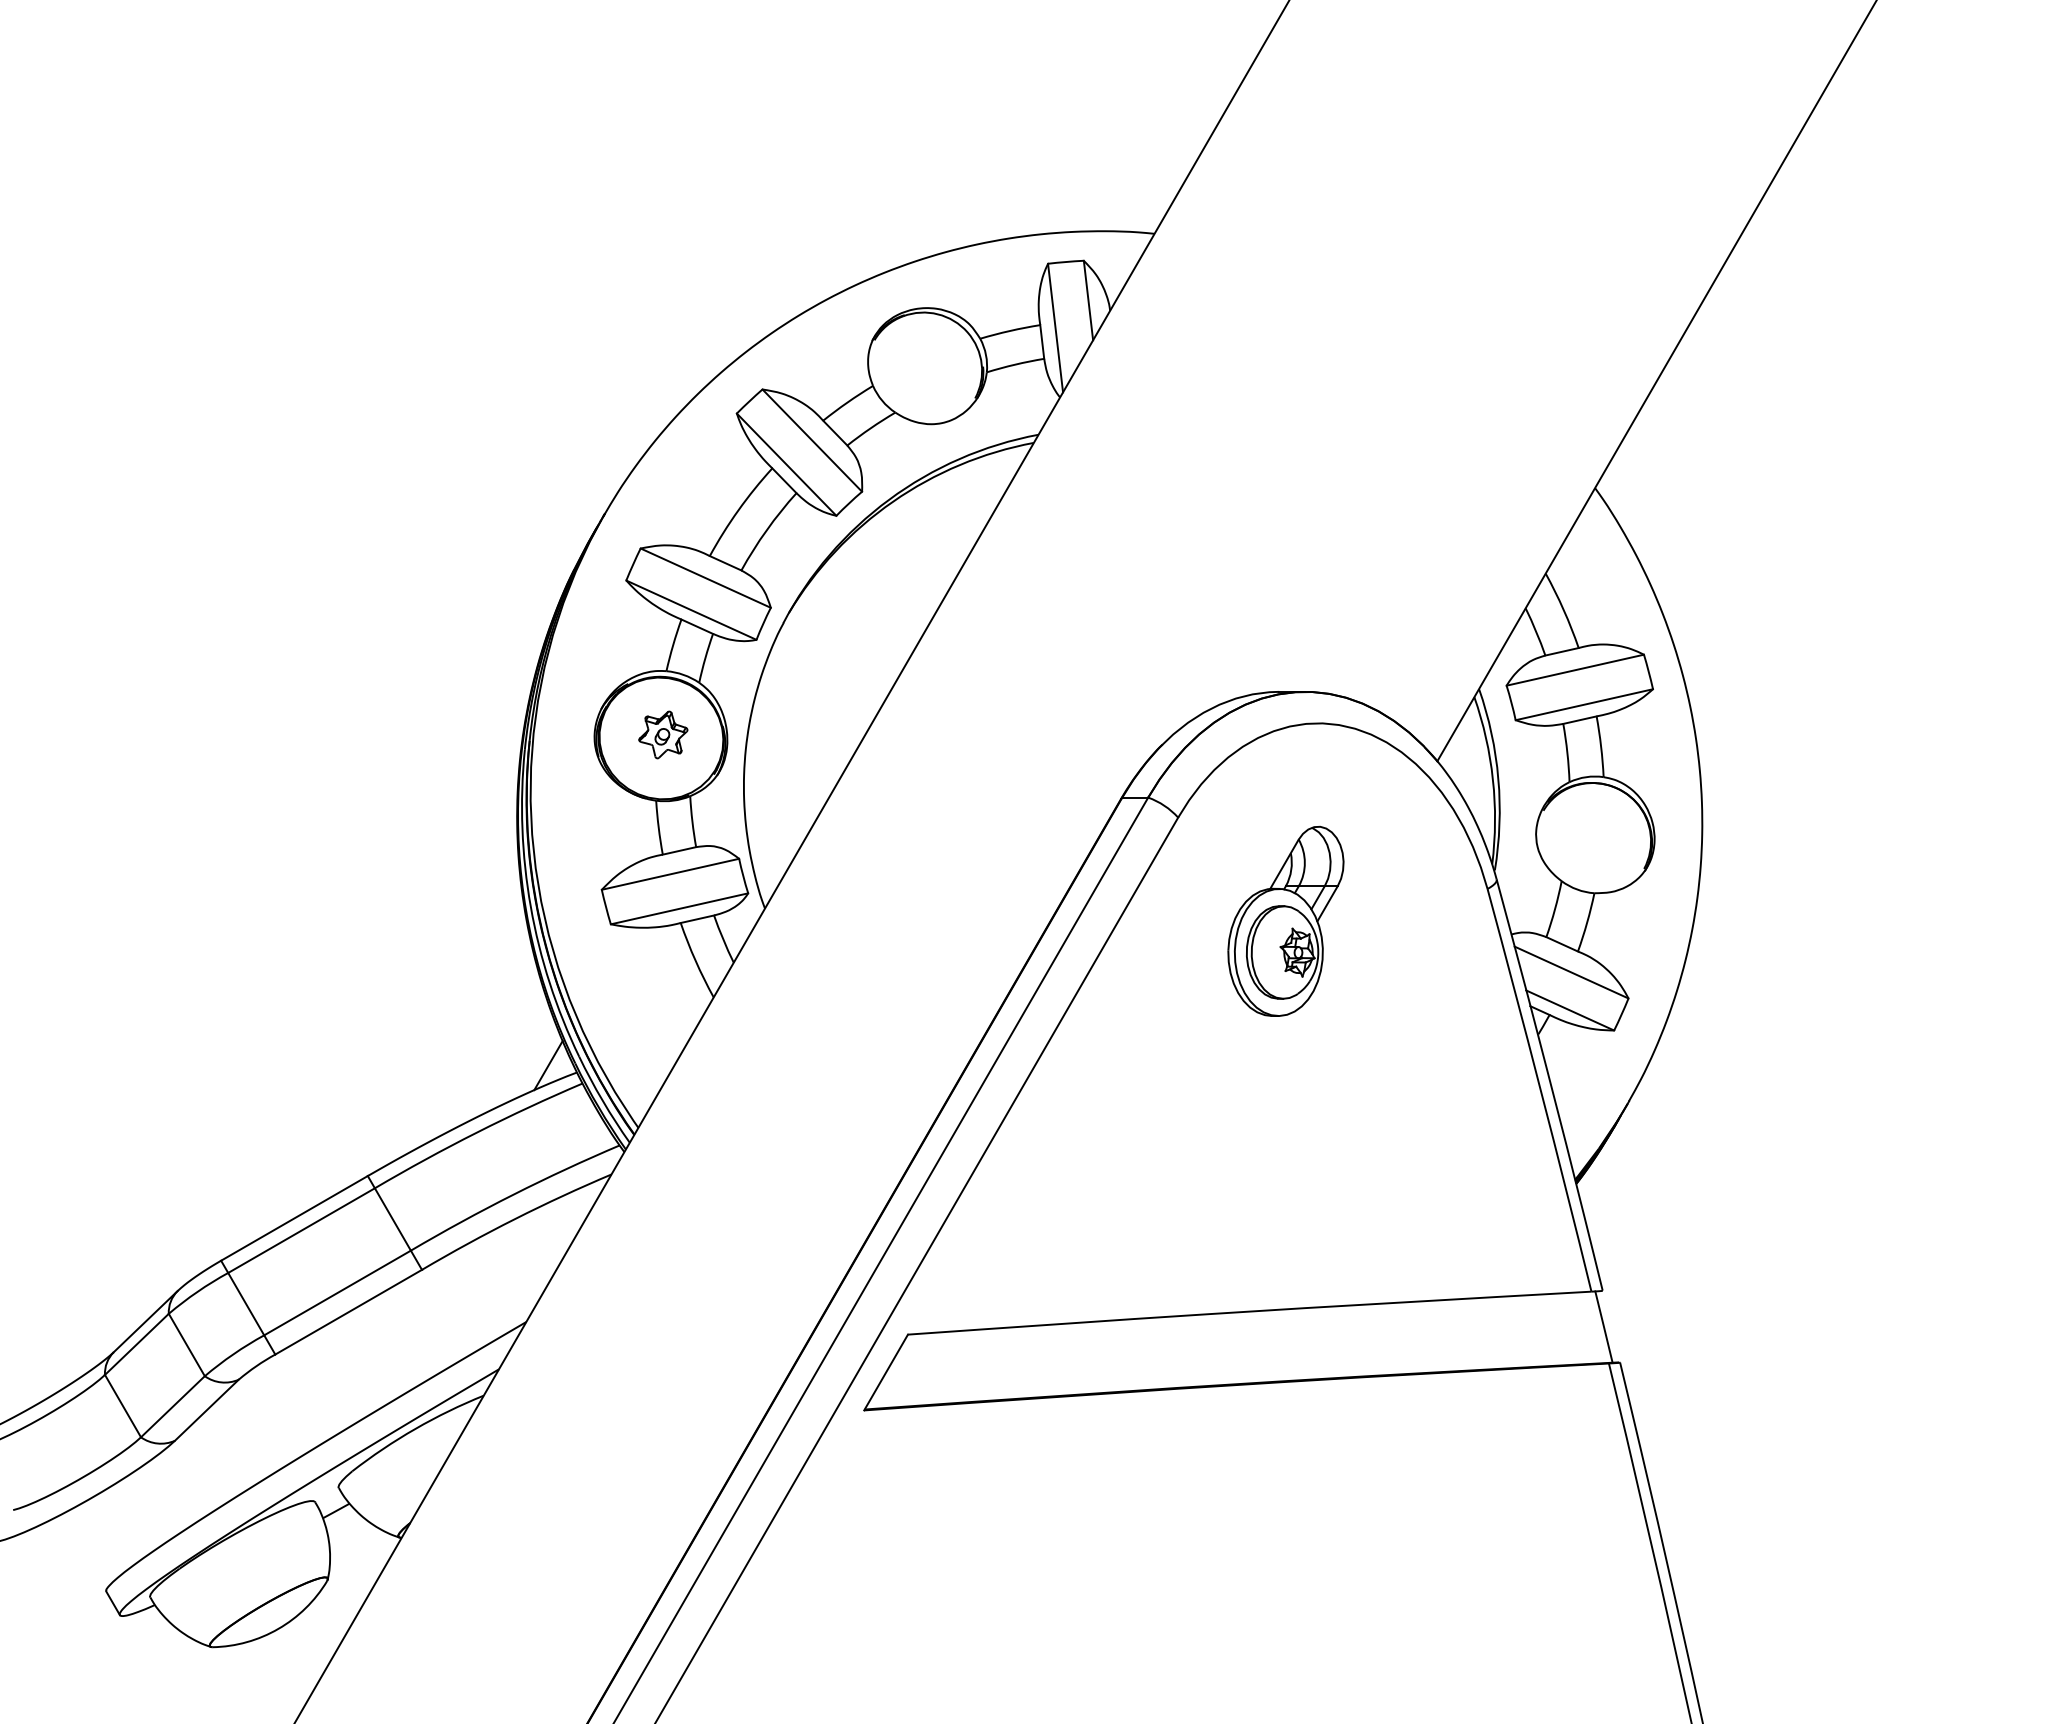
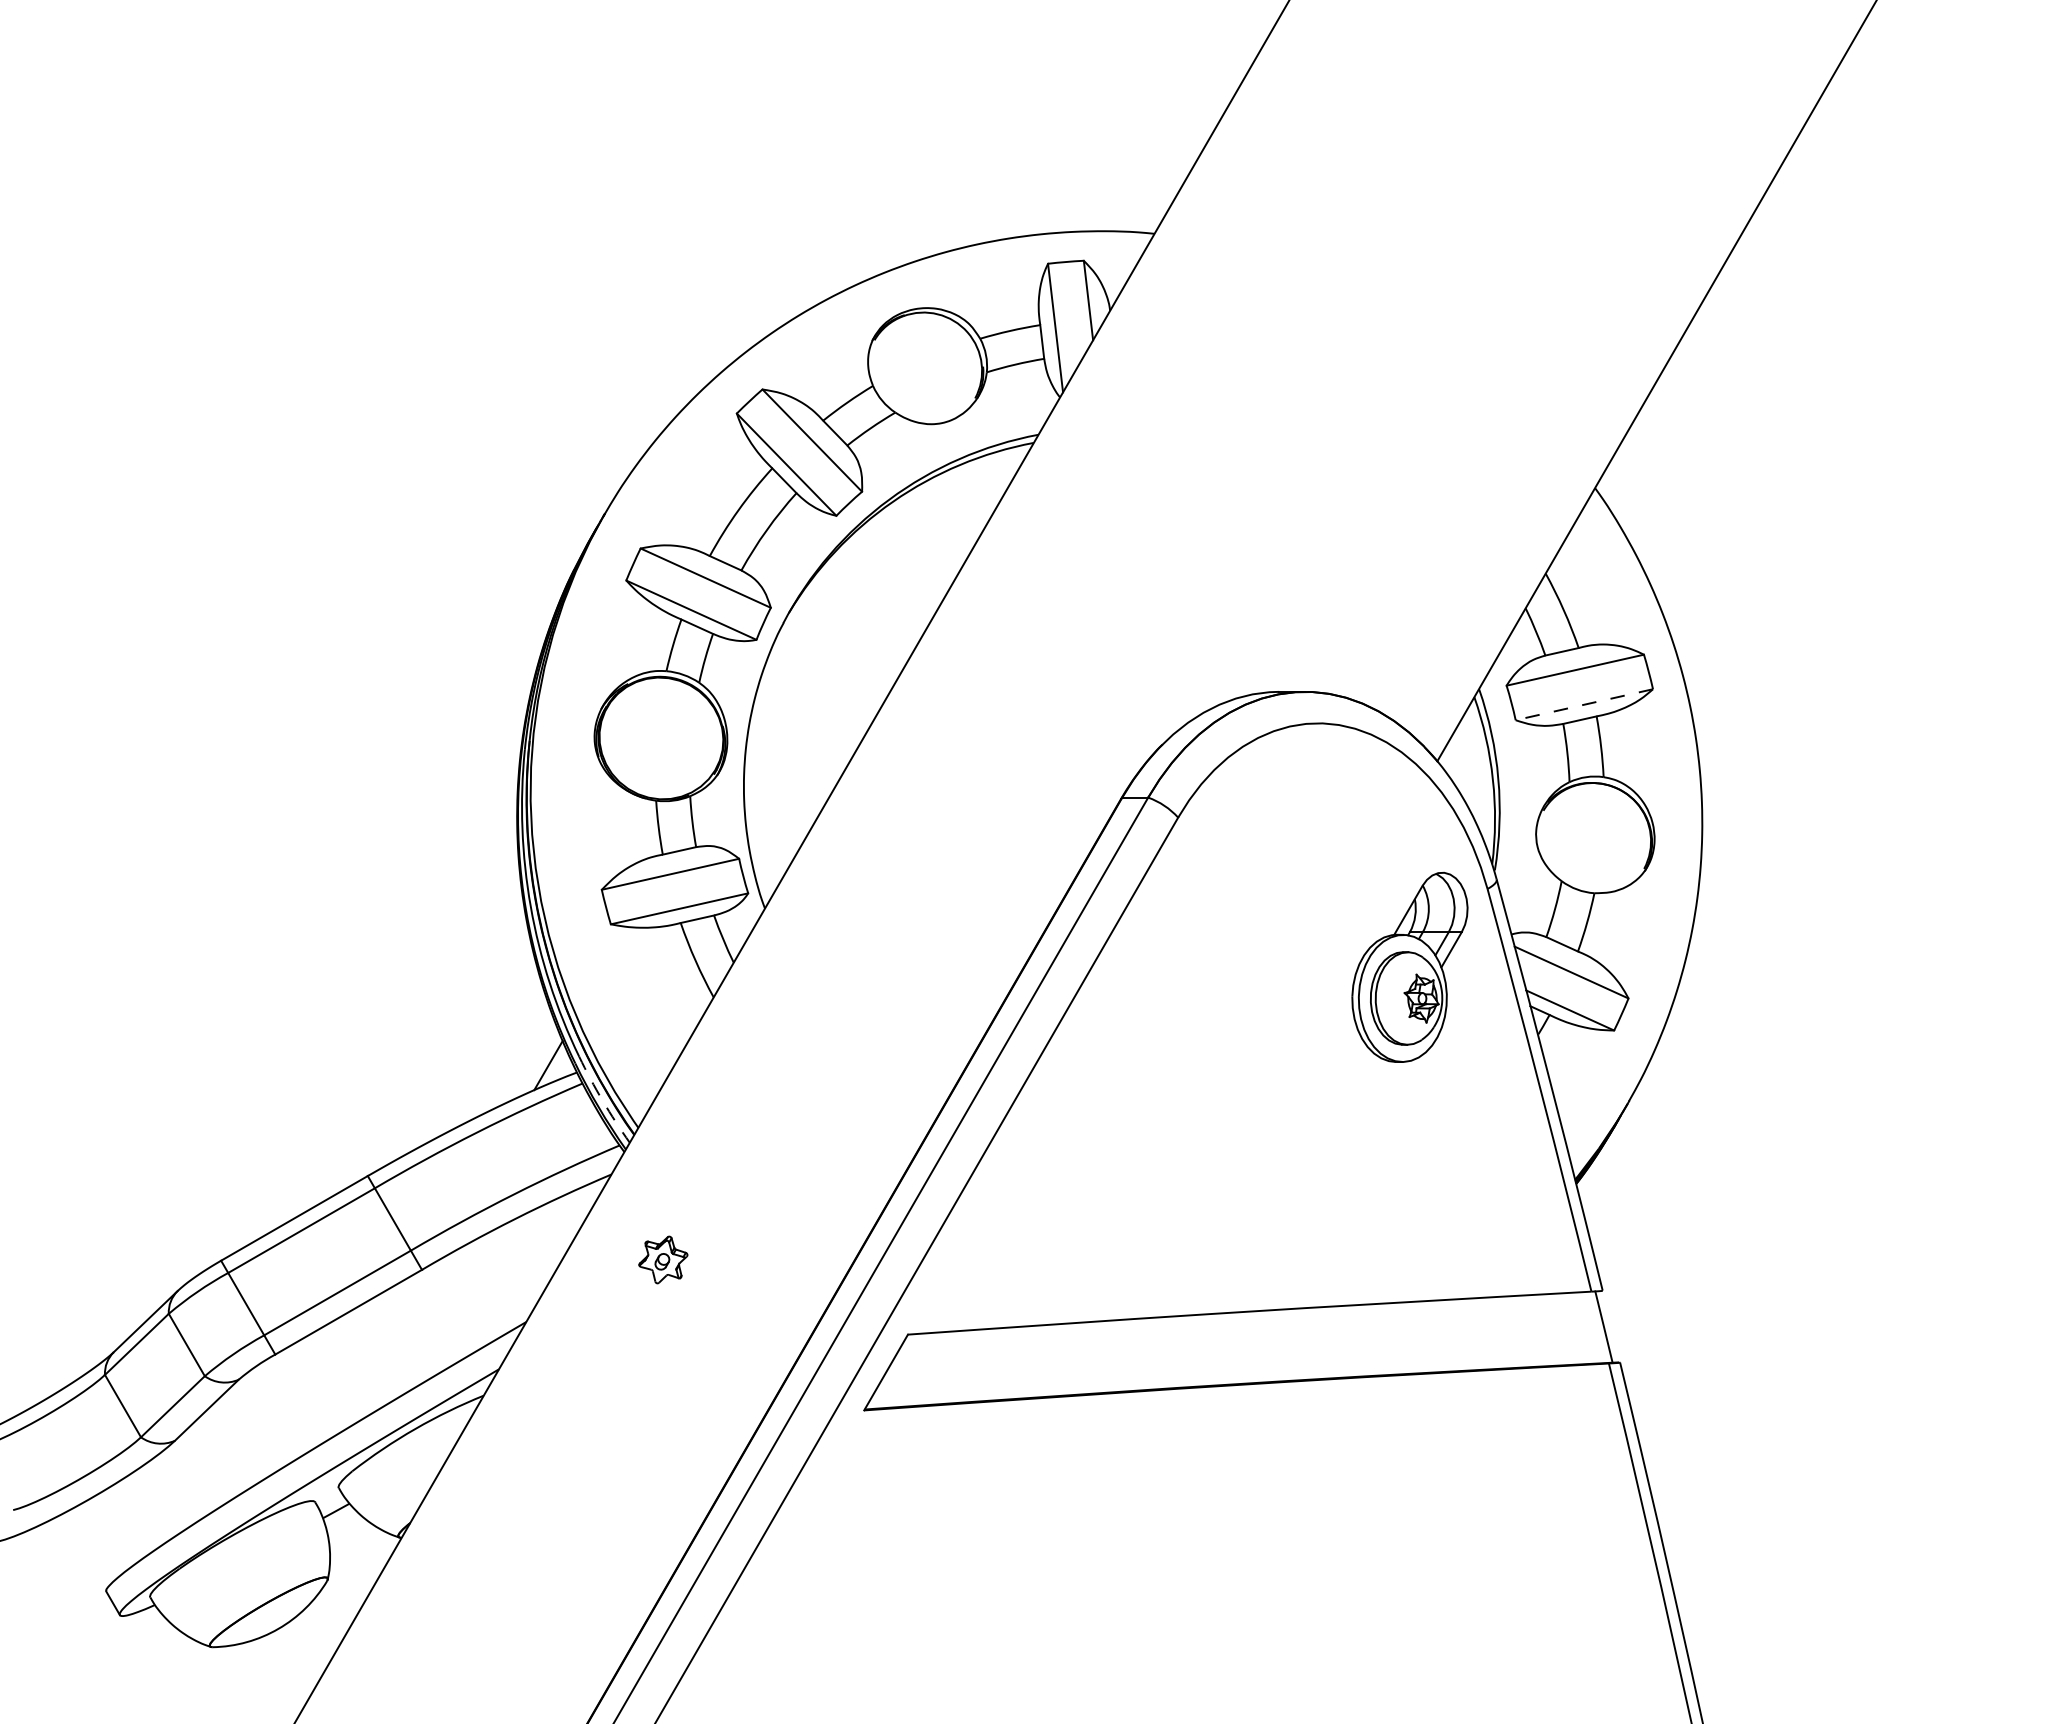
line: solid -> dashed (1583, 704)
part position: (663, 734) -> (663, 1259) (663, 1259)
part position: (1285, 920) -> (1409, 966) (1409, 966)
arc: solid -> dashed (602, 1100)
